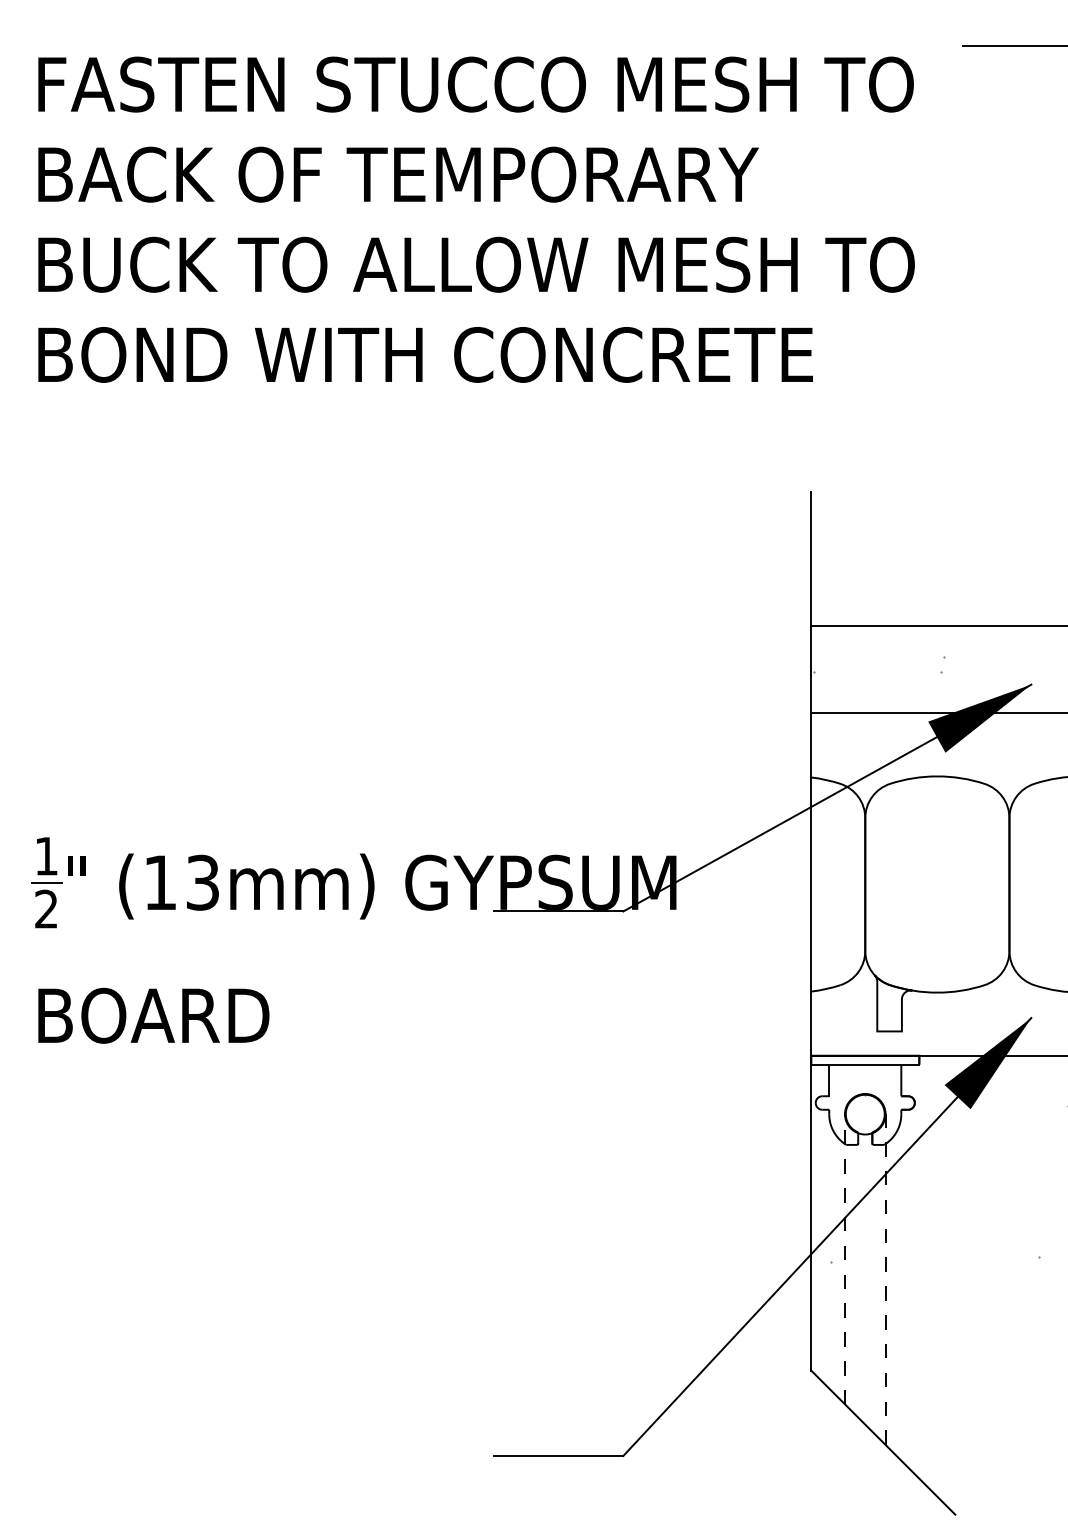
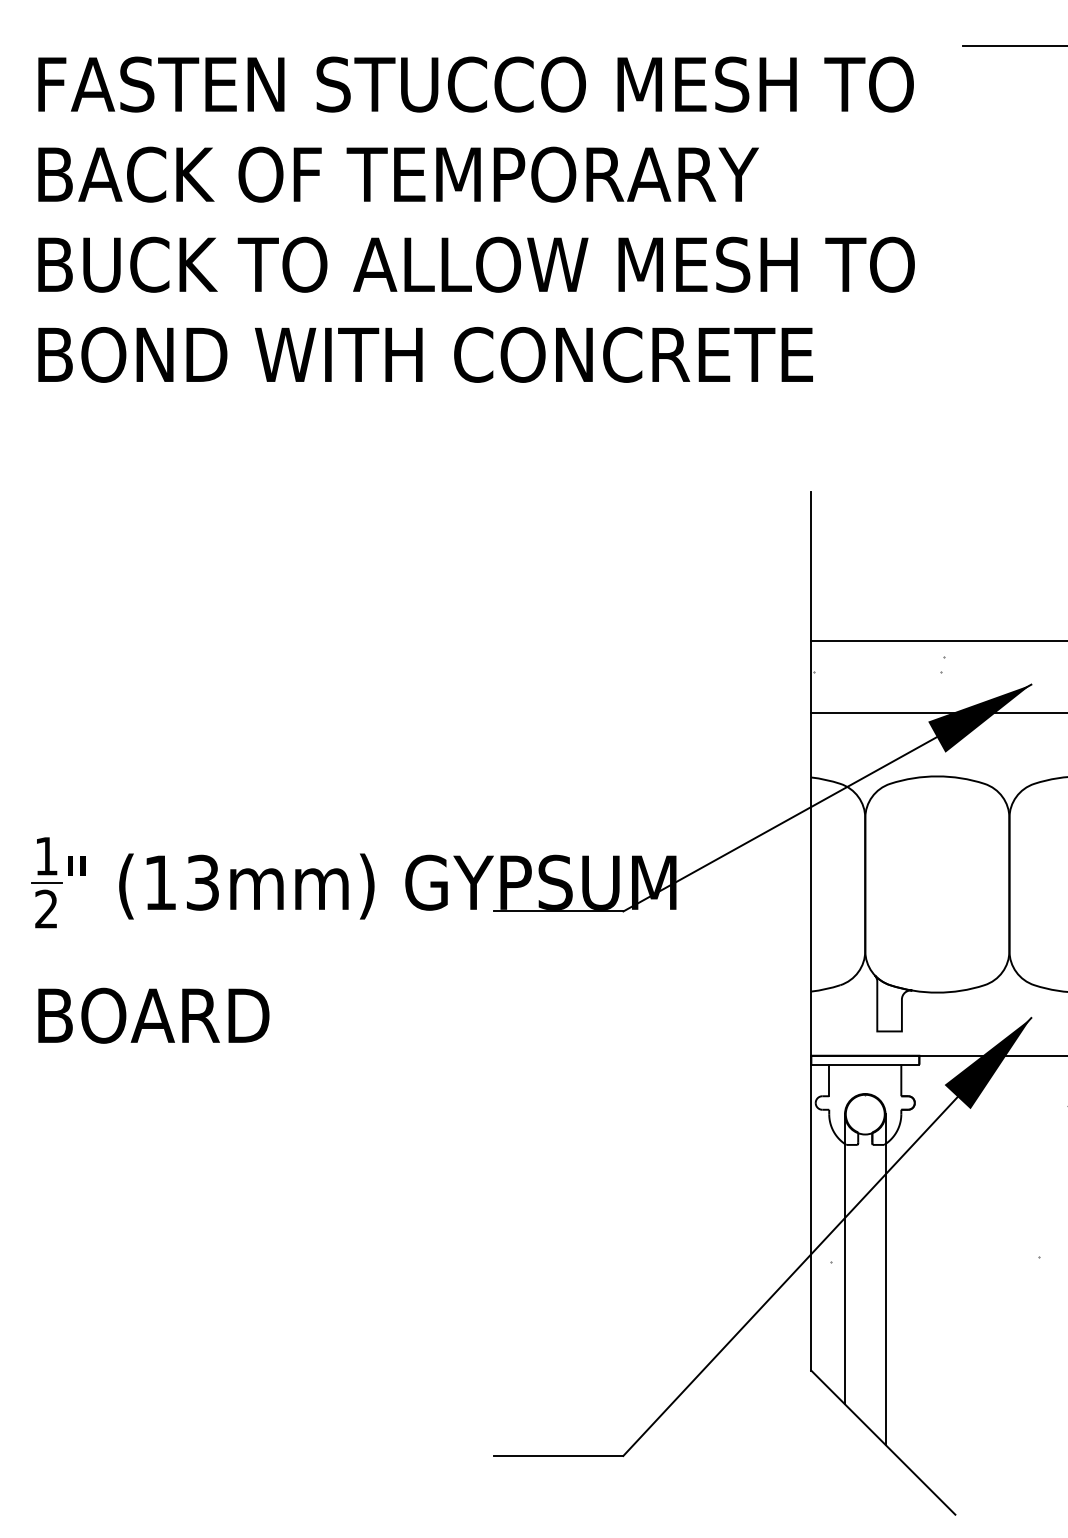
line position: (937, 626) -> (937, 641) (937, 641)
line: dashed -> solid (845, 1258)
line: dashed -> solid (885, 1279)
